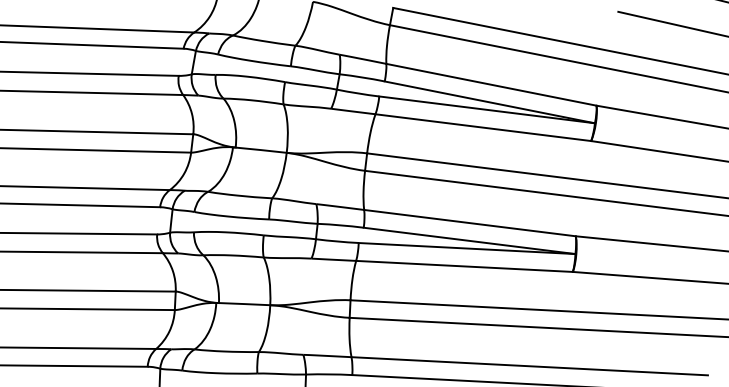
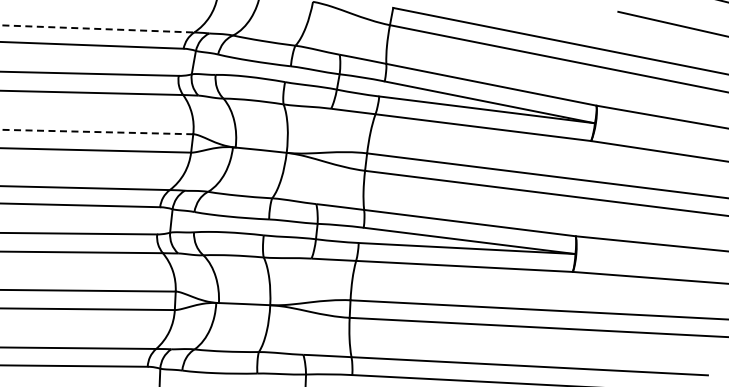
line: solid -> dashed (97, 28)
line: solid -> dashed (96, 132)
